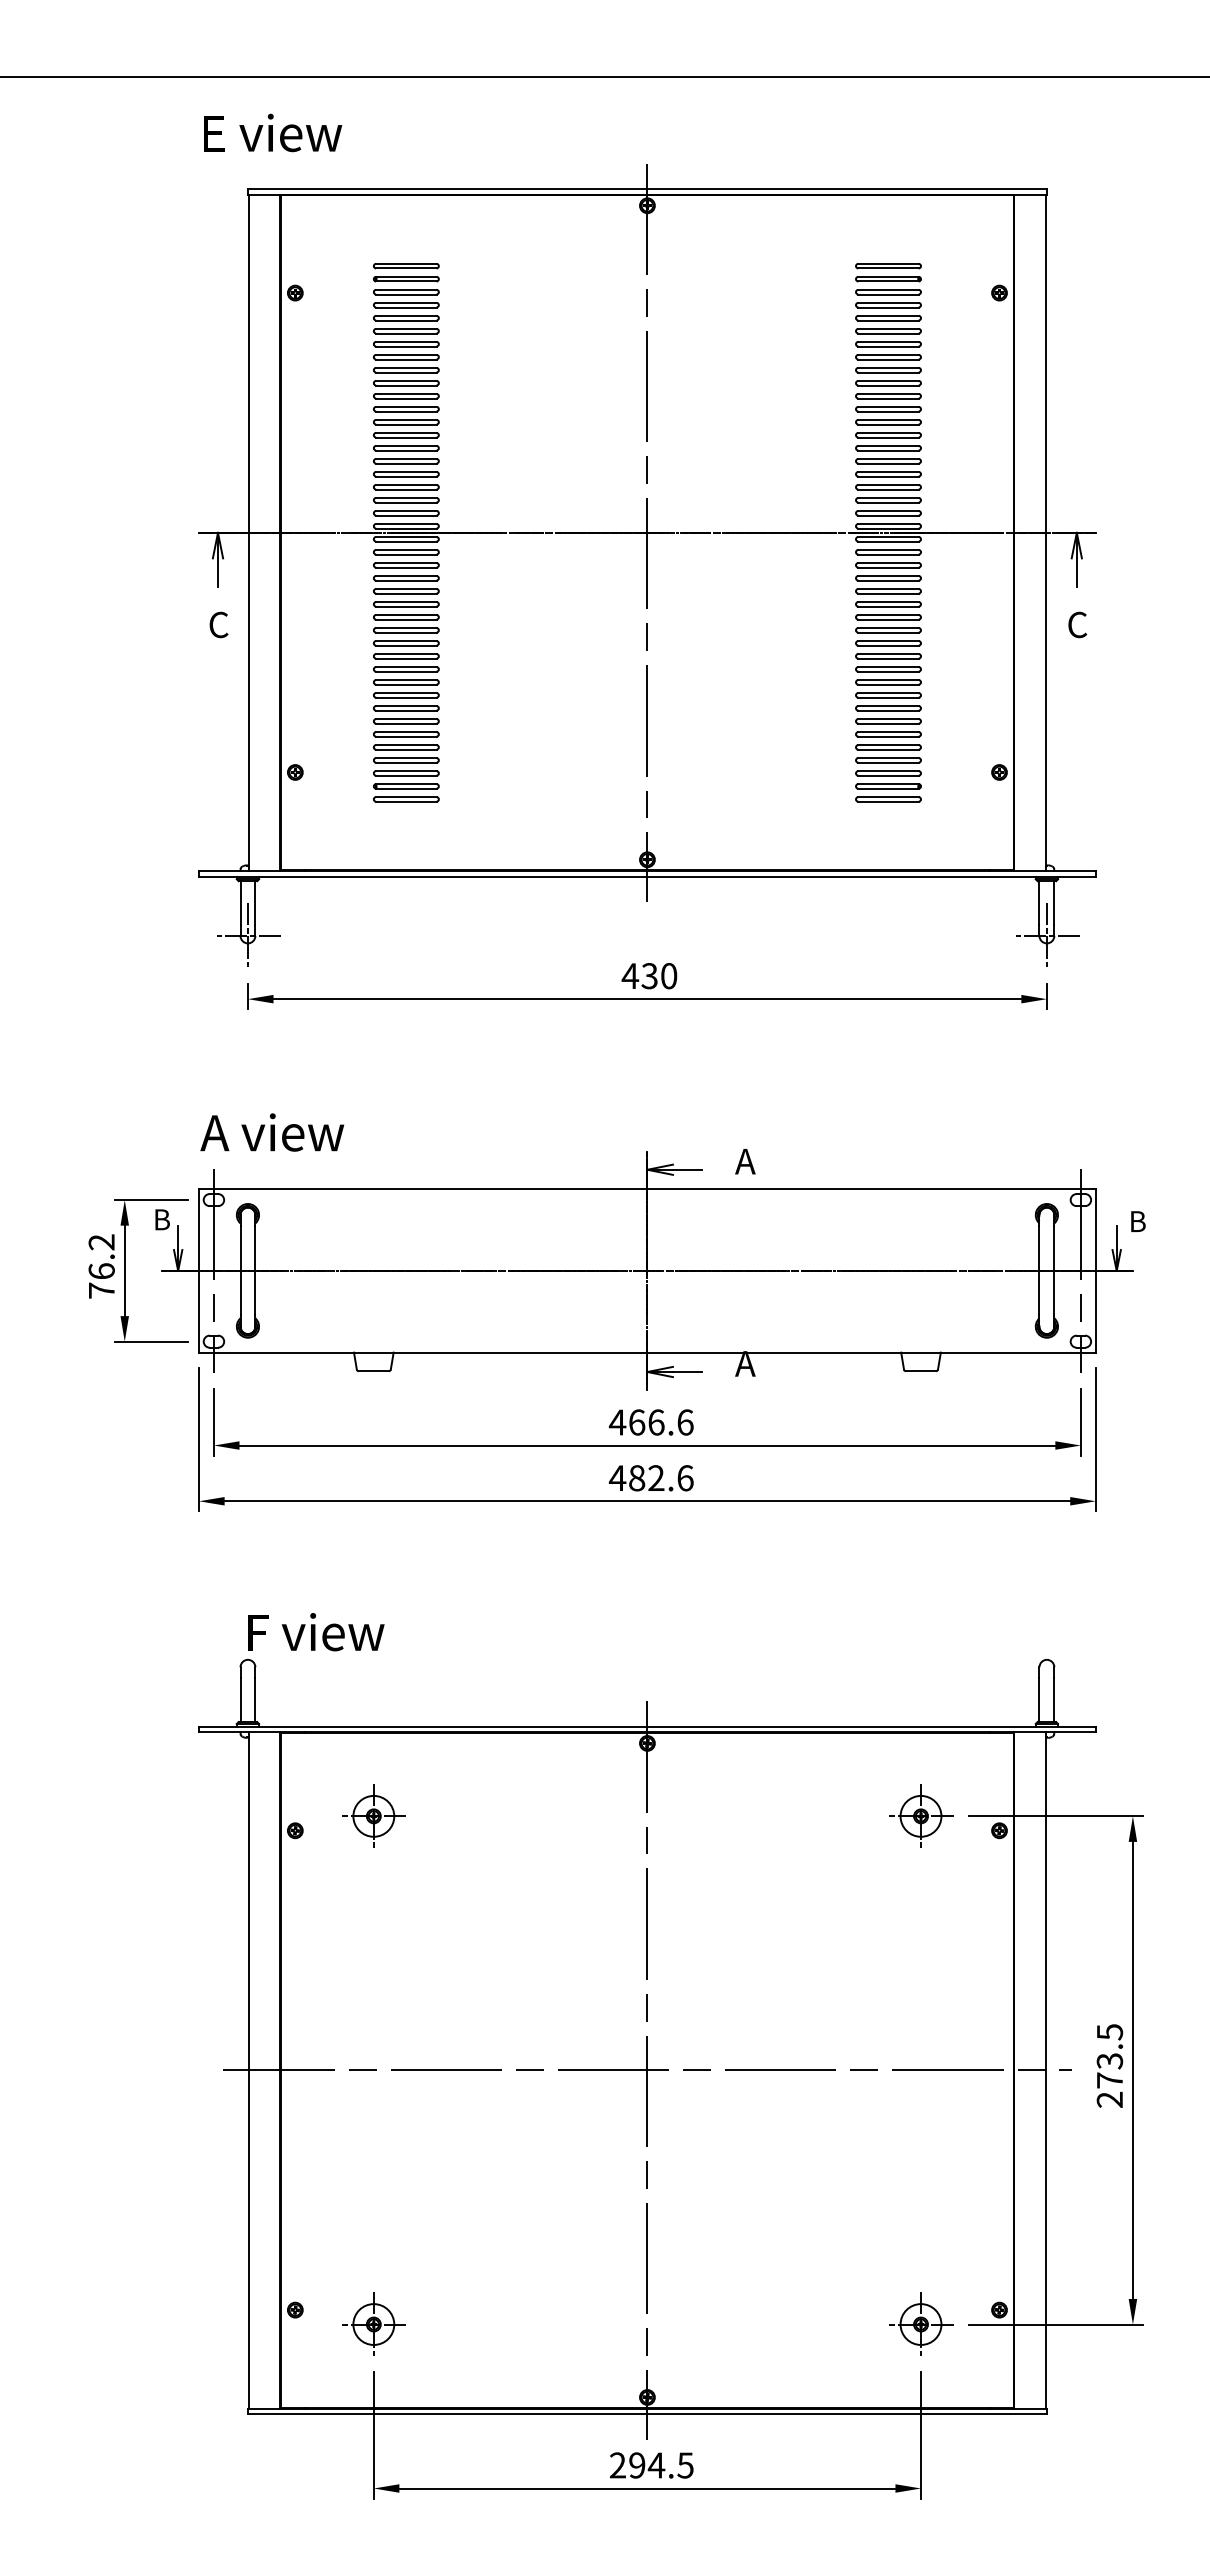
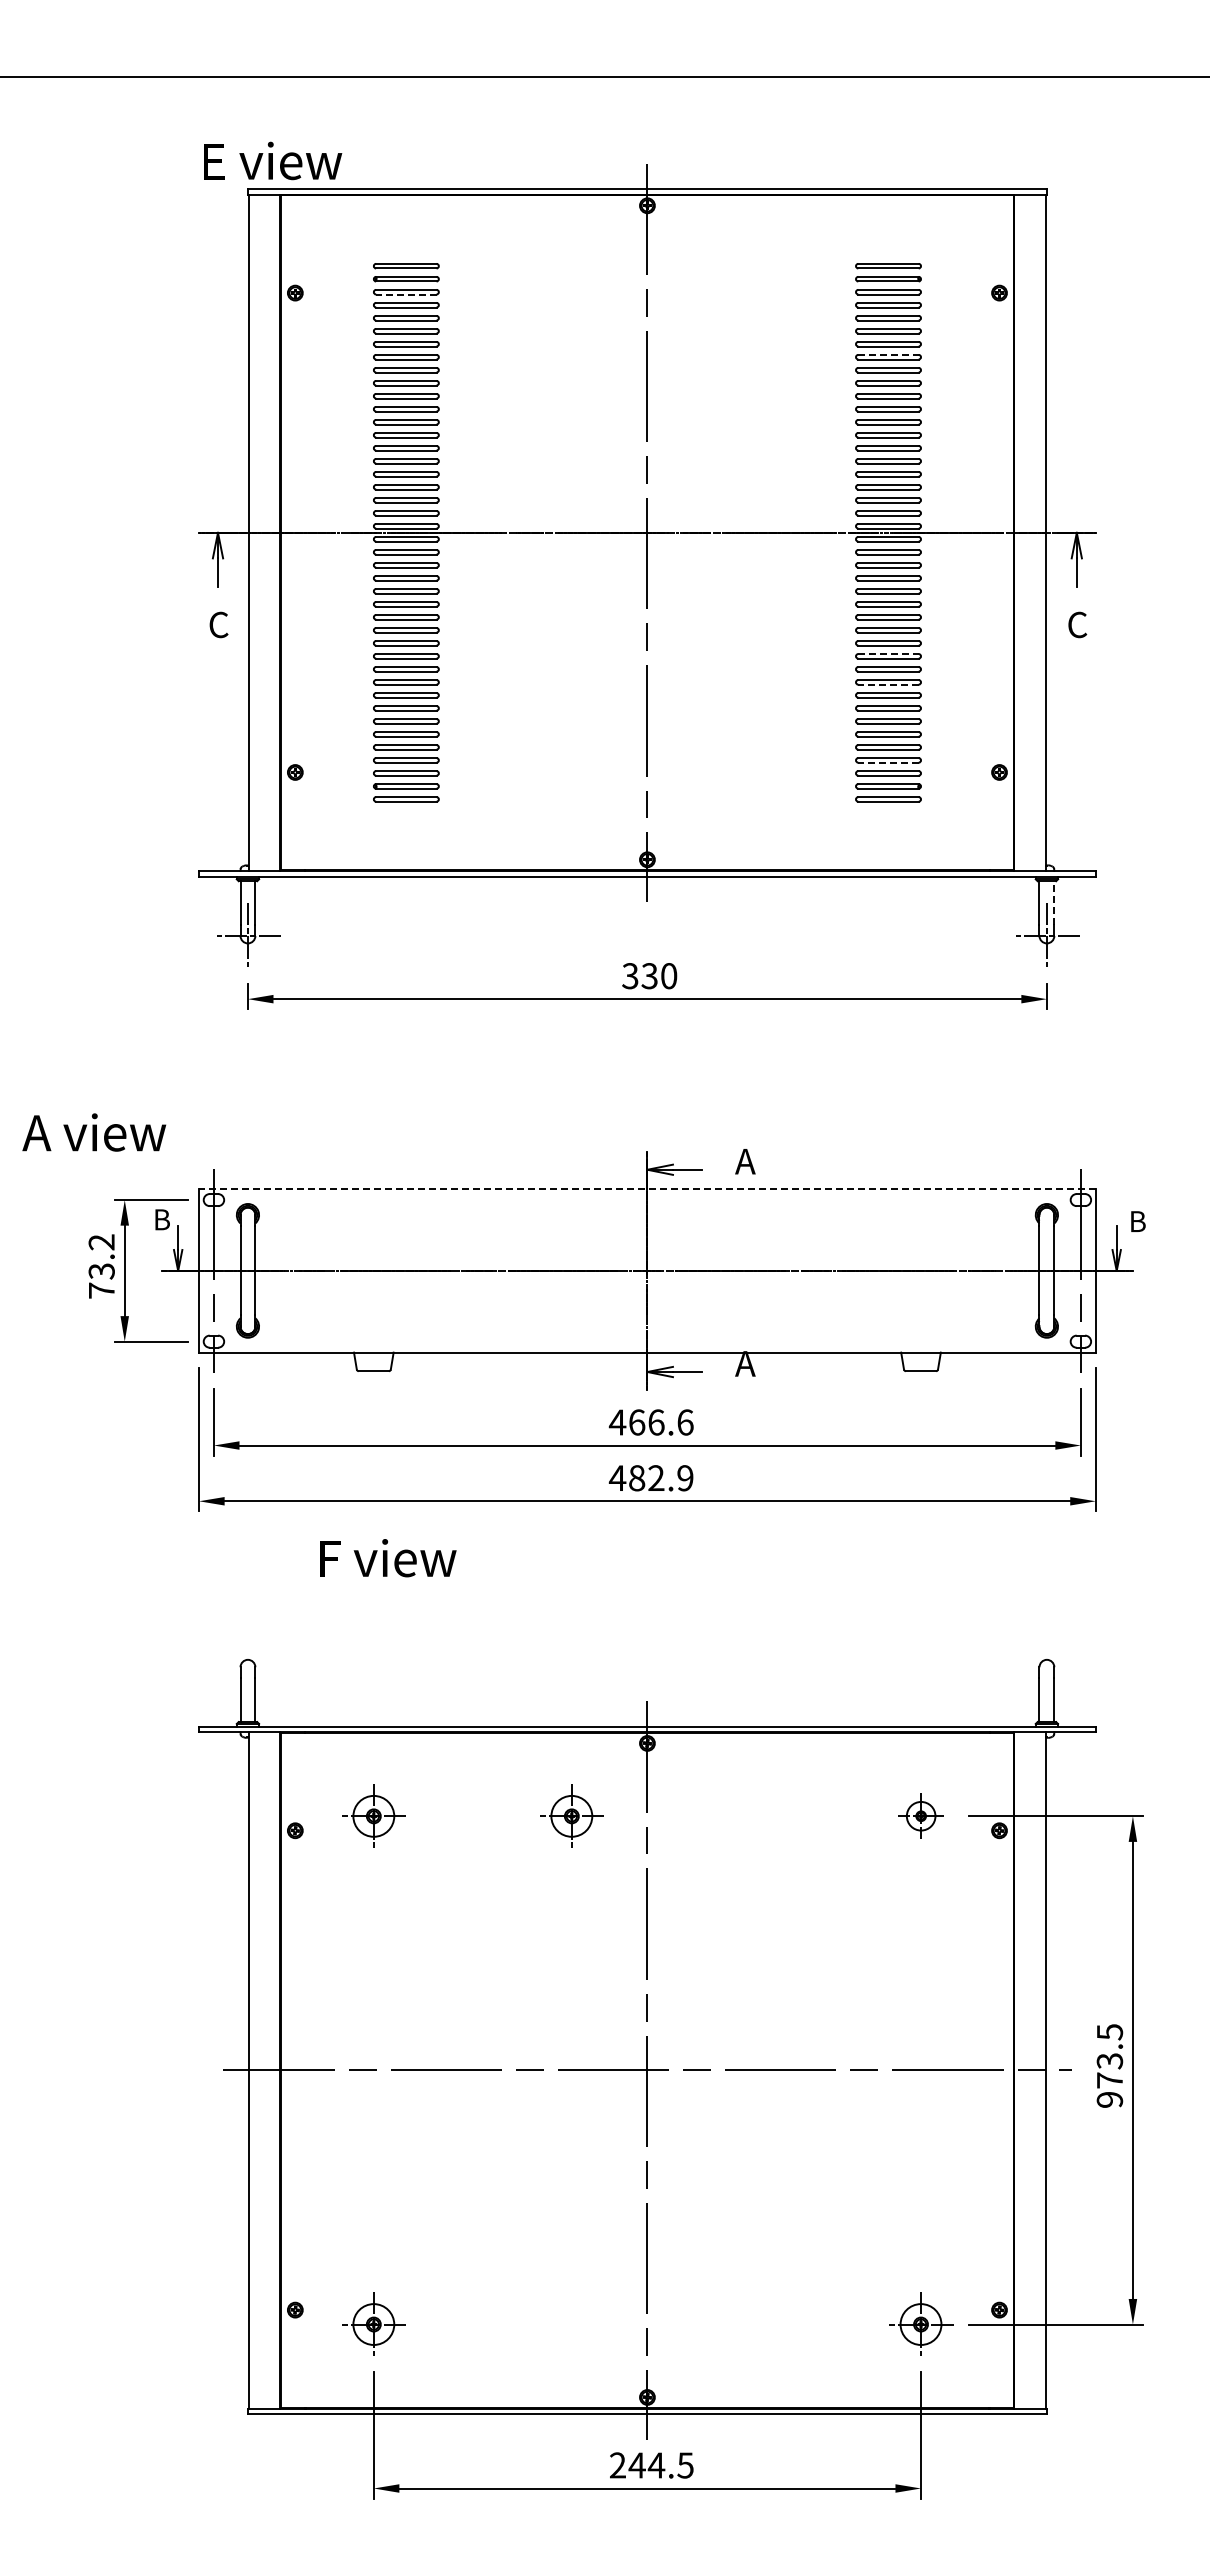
text position: (273, 132) -> (273, 160) (273, 160)
line: solid -> dashed (405, 294)
line: solid -> dashed (889, 354)
line: solid -> dashed (889, 654)
line: solid -> dashed (888, 684)
line: solid -> dashed (888, 762)
line: solid -> dashed (1054, 903)
text: 430 -> 330 (630, 976)
text position: (272, 1132) -> (94, 1132) (94, 1132)
line: solid -> dashed (646, 1189)
text: 76.2 -> 73.2 (101, 1271)
text: 482.6 -> 482.9 (685, 1478)
text position: (316, 1632) -> (388, 1558) (388, 1558)
part: none -> present (571, 1815)
part size: 65x64 px -> 46x46 px (920, 1815)
text: 273.5 -> 973.5 (1110, 2099)
text: 294.5 -> 244.5 (636, 2465)
